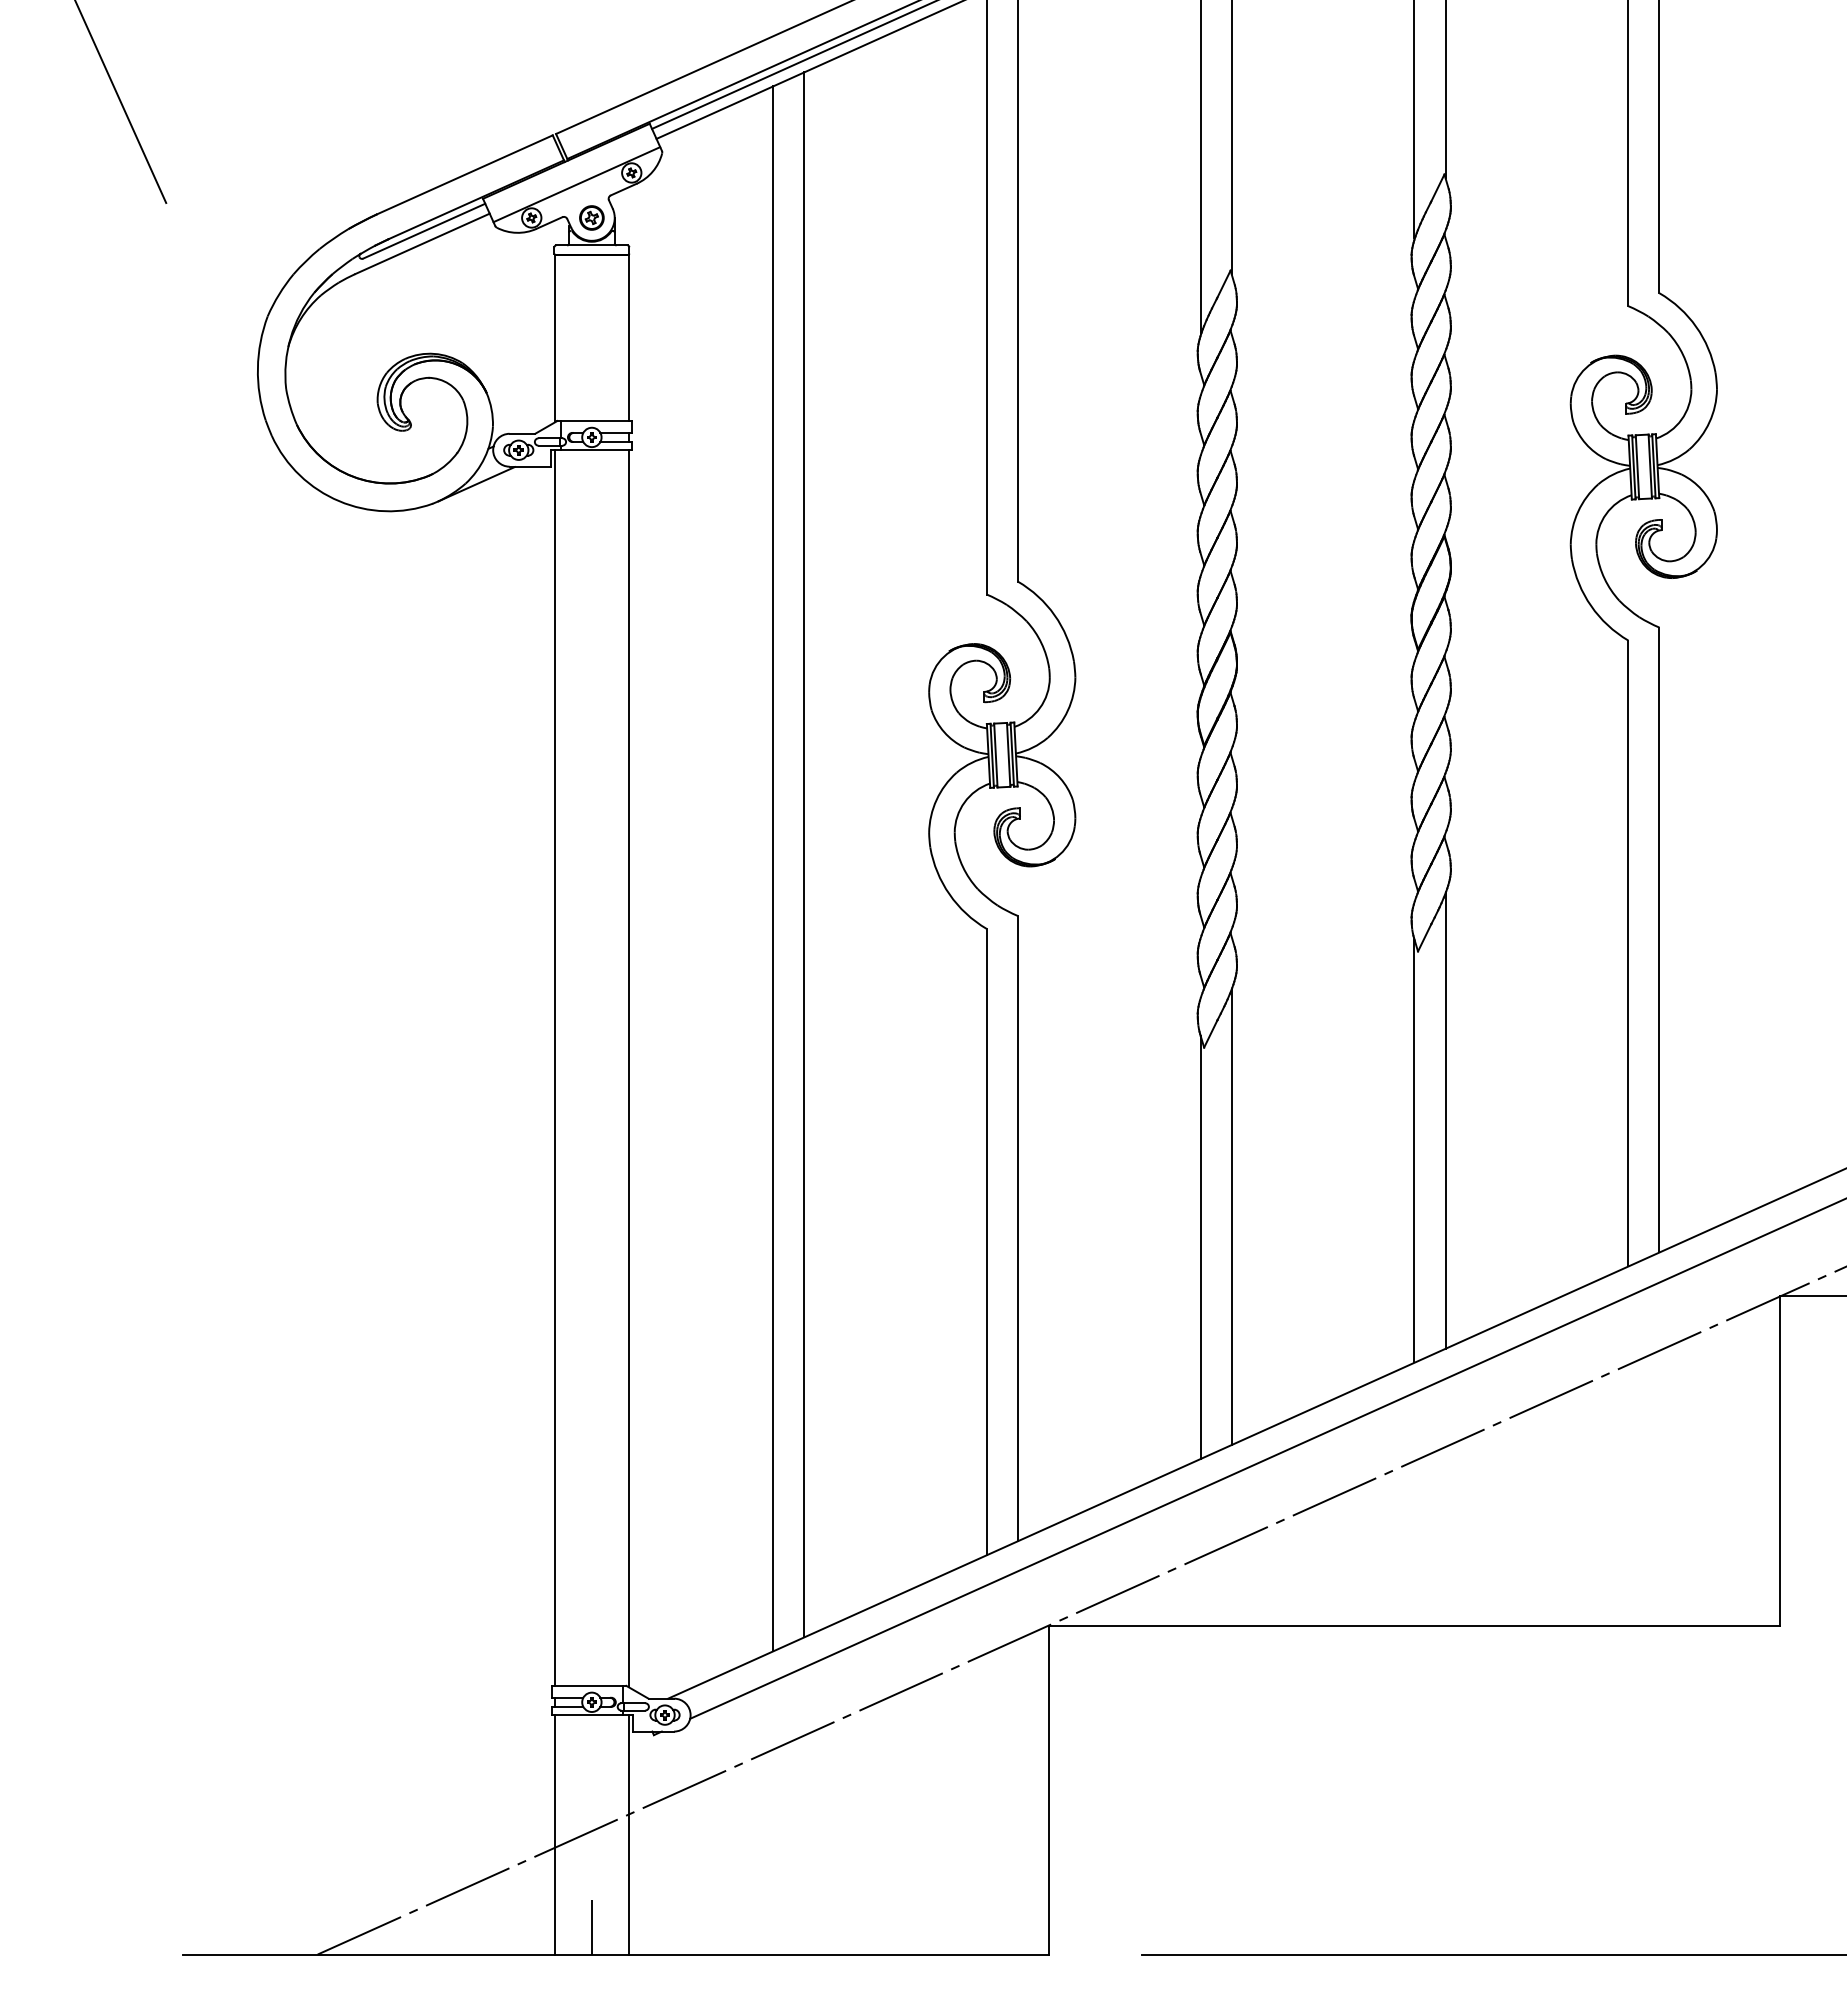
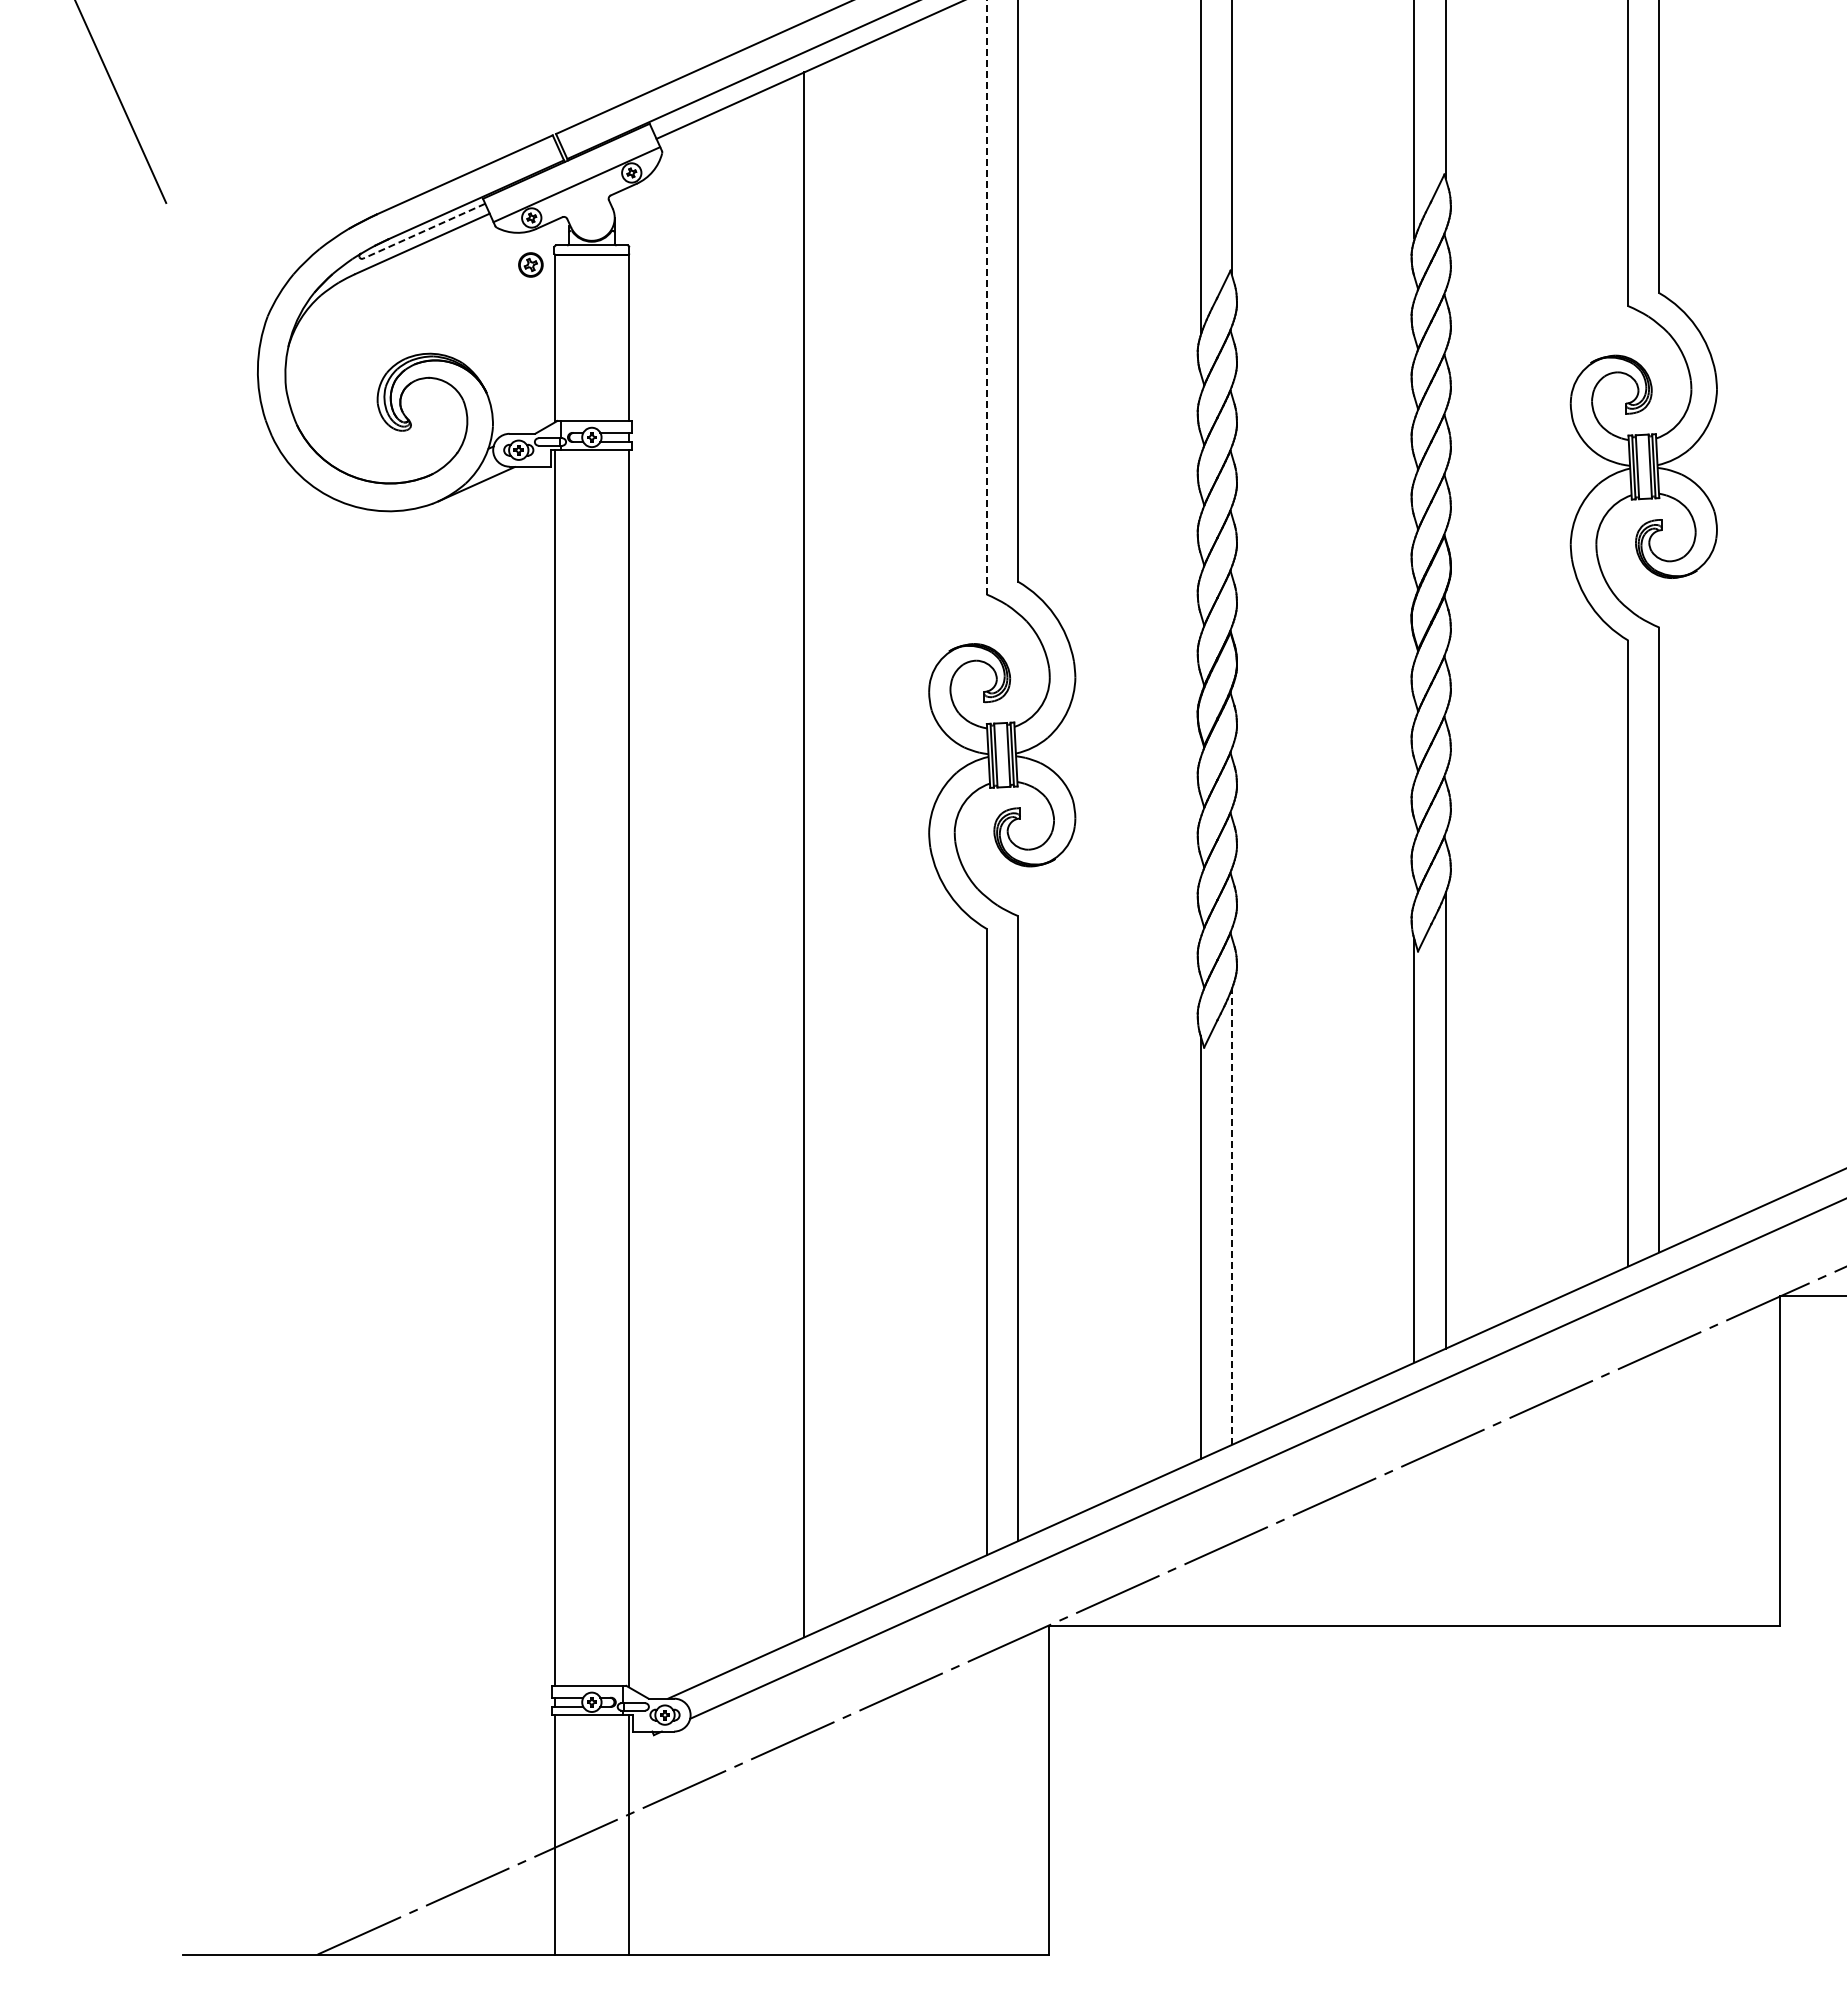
line: present -> none (792, 65)
part position: (591, 217) -> (530, 264) (530, 264)
line: solid -> dashed (424, 231)
line: solid -> dashed (986, 297)
line: present -> none (772, 867)
line: solid -> dashed (1231, 1217)
line: present -> none (591, 1927)
line: present -> none (1492, 1954)
